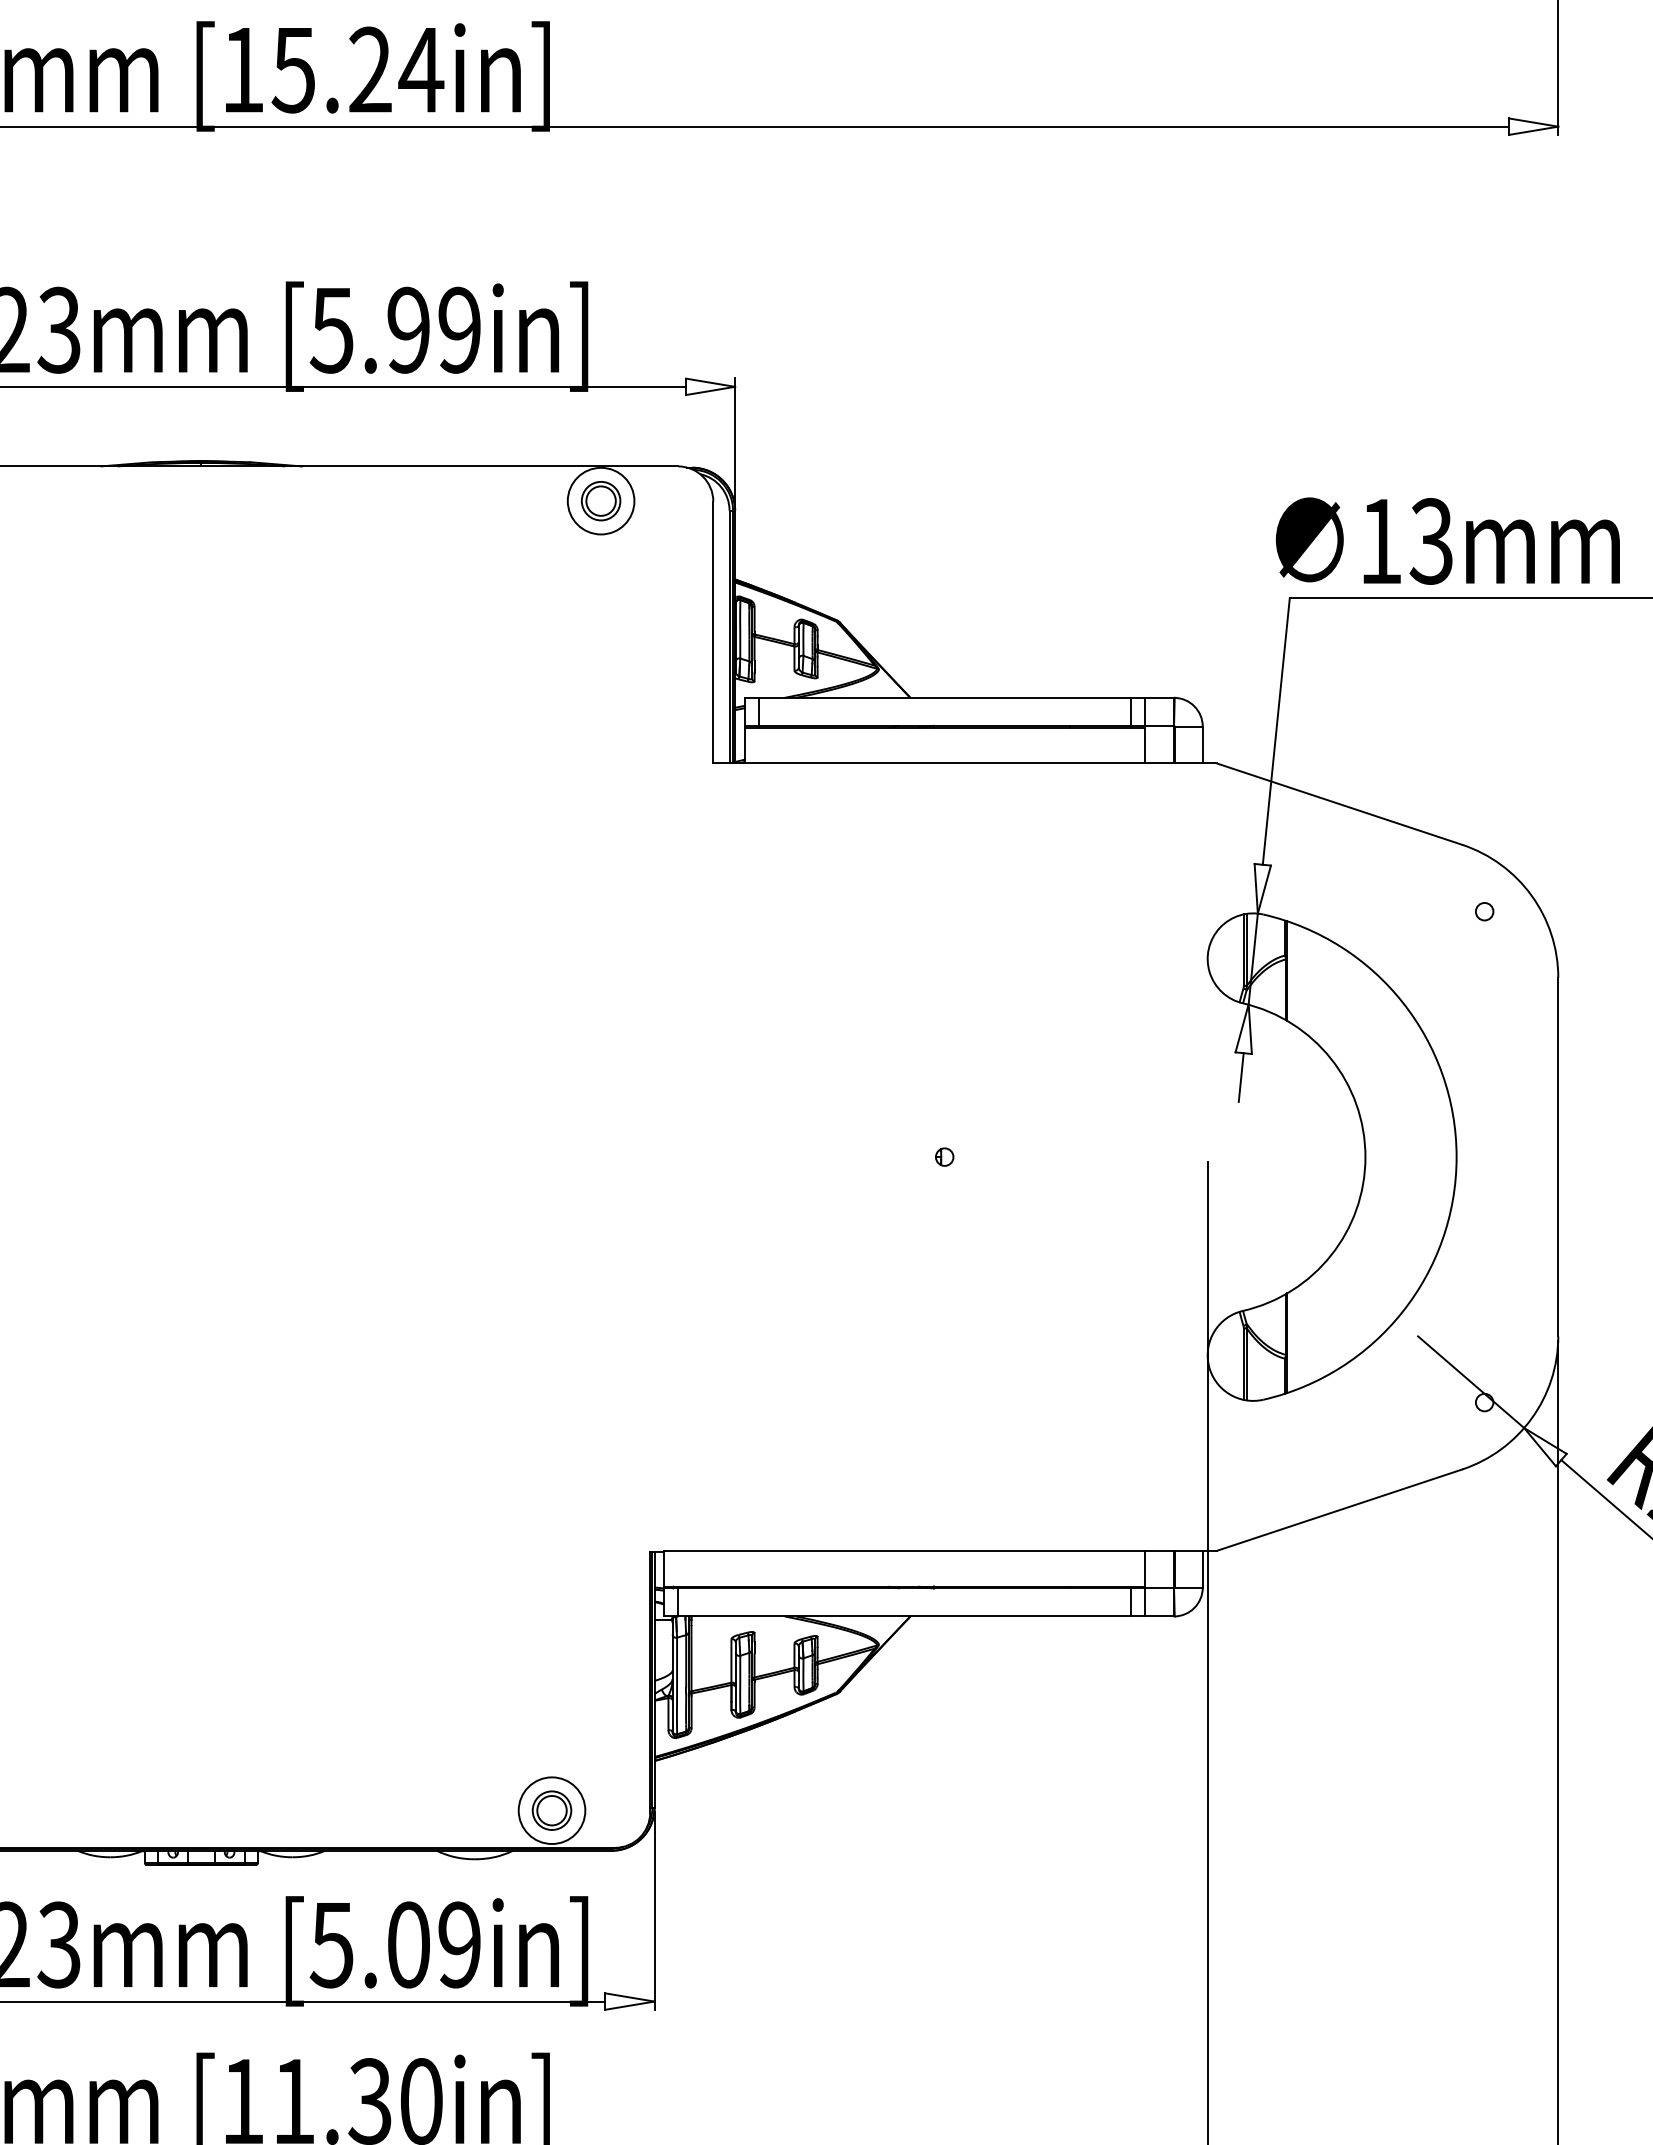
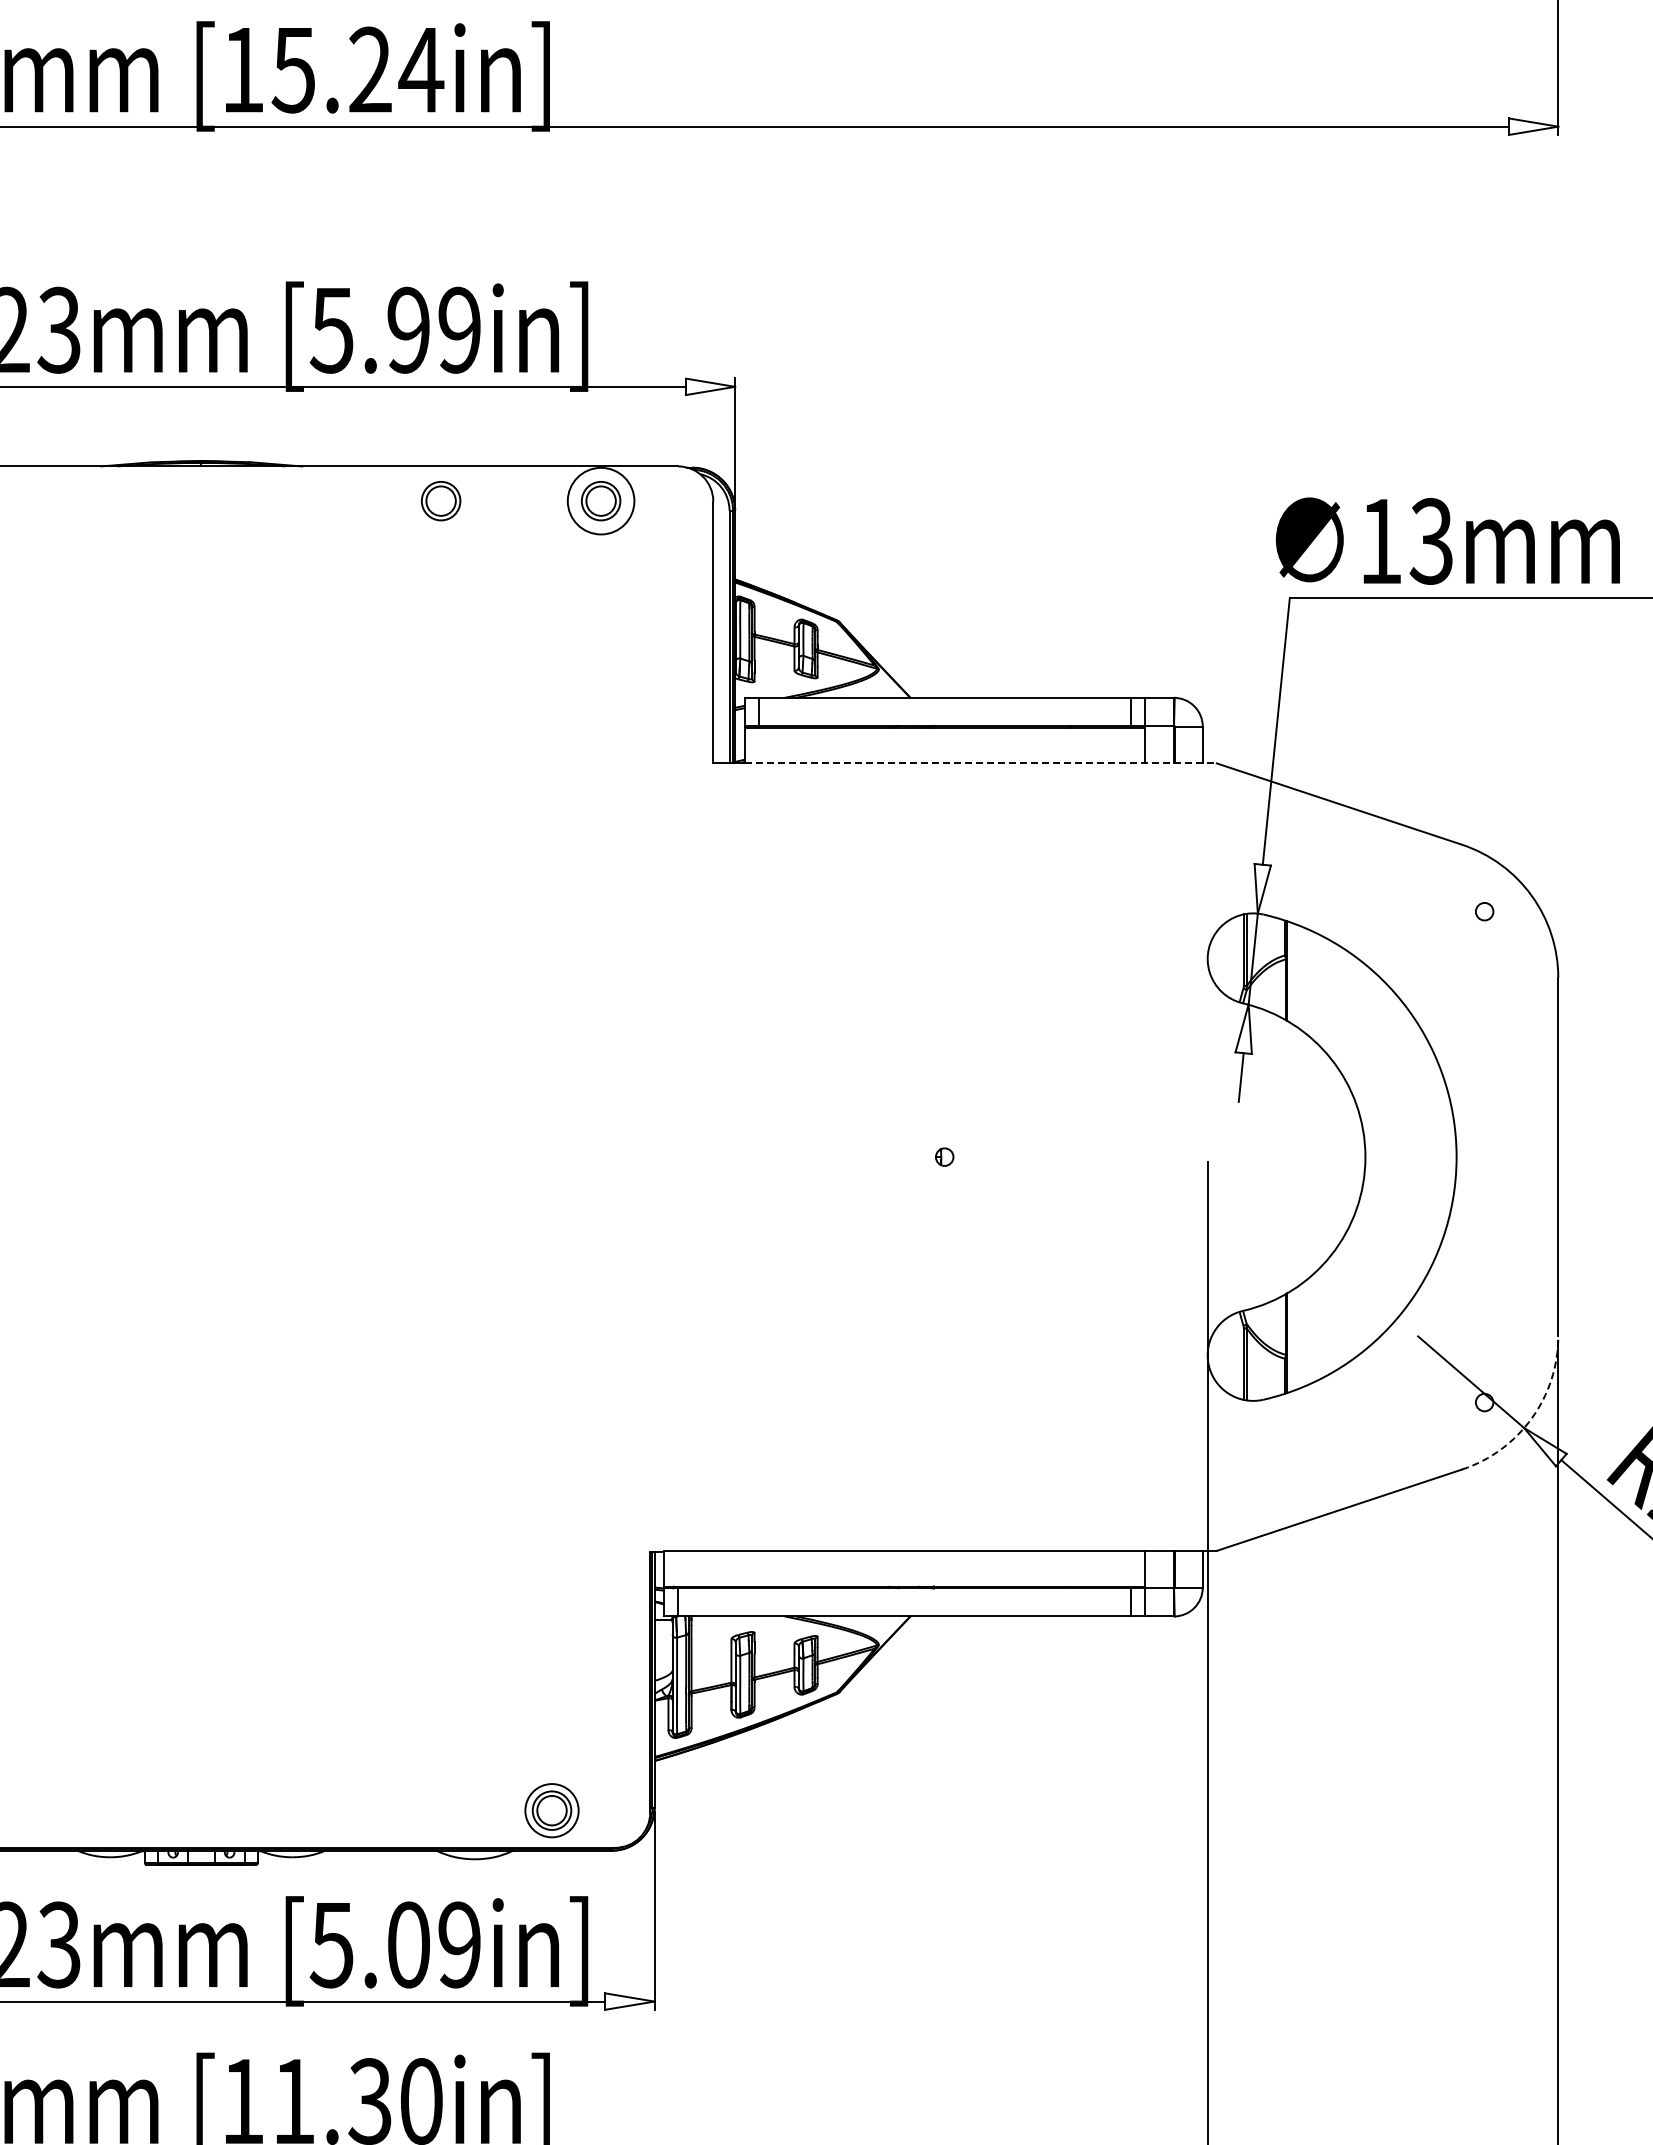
part: none -> present (441, 501)
line: solid -> dashed (980, 763)
arc: solid -> dashed (1531, 1418)
circle diameter: 67 px -> 53 px (551, 1810)
